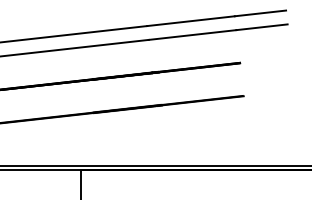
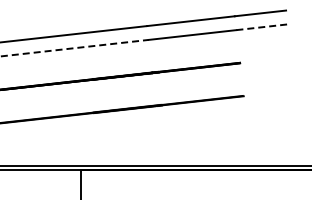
line: solid -> dashed (262, 27)
line: solid -> dashed (75, 48)
